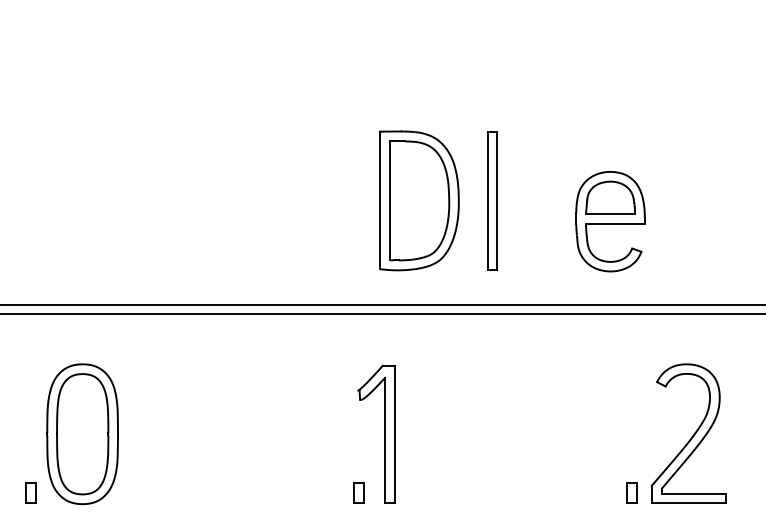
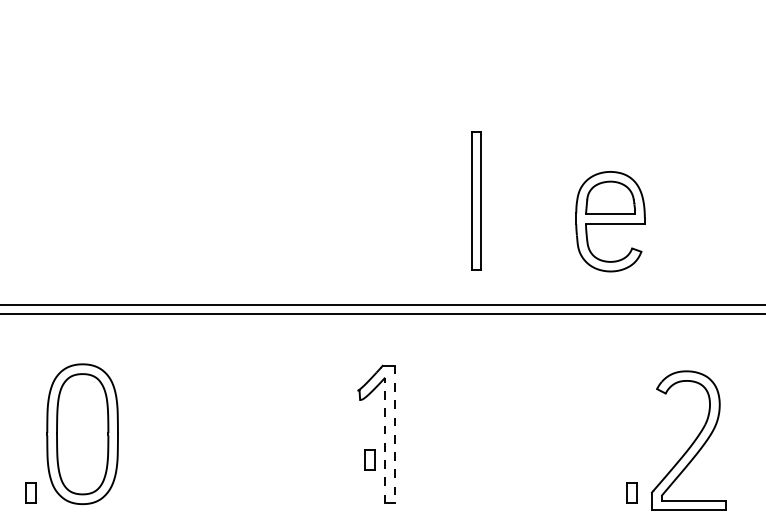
part: present -> none (419, 200)
part position: (492, 200) -> (476, 200) (476, 200)
part position: (688, 433) -> (688, 440) (688, 440)
line: solid -> dashed (394, 434)
line: solid -> dashed (385, 440)
part position: (358, 492) -> (369, 459) (369, 459)
